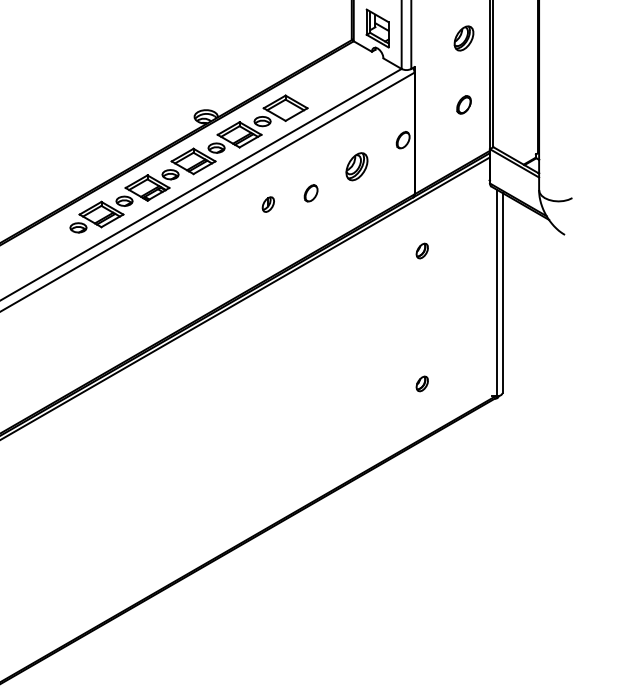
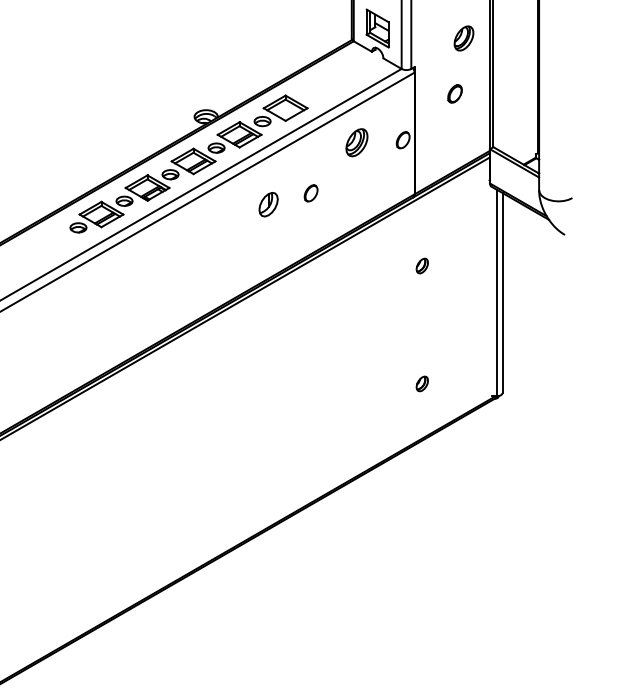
part position: (463, 104) -> (454, 93) (454, 93)
part position: (356, 166) -> (356, 142) (356, 142)
part size: 14x17 px -> 21x26 px (268, 204)
part position: (421, 250) -> (421, 265) (421, 265)
